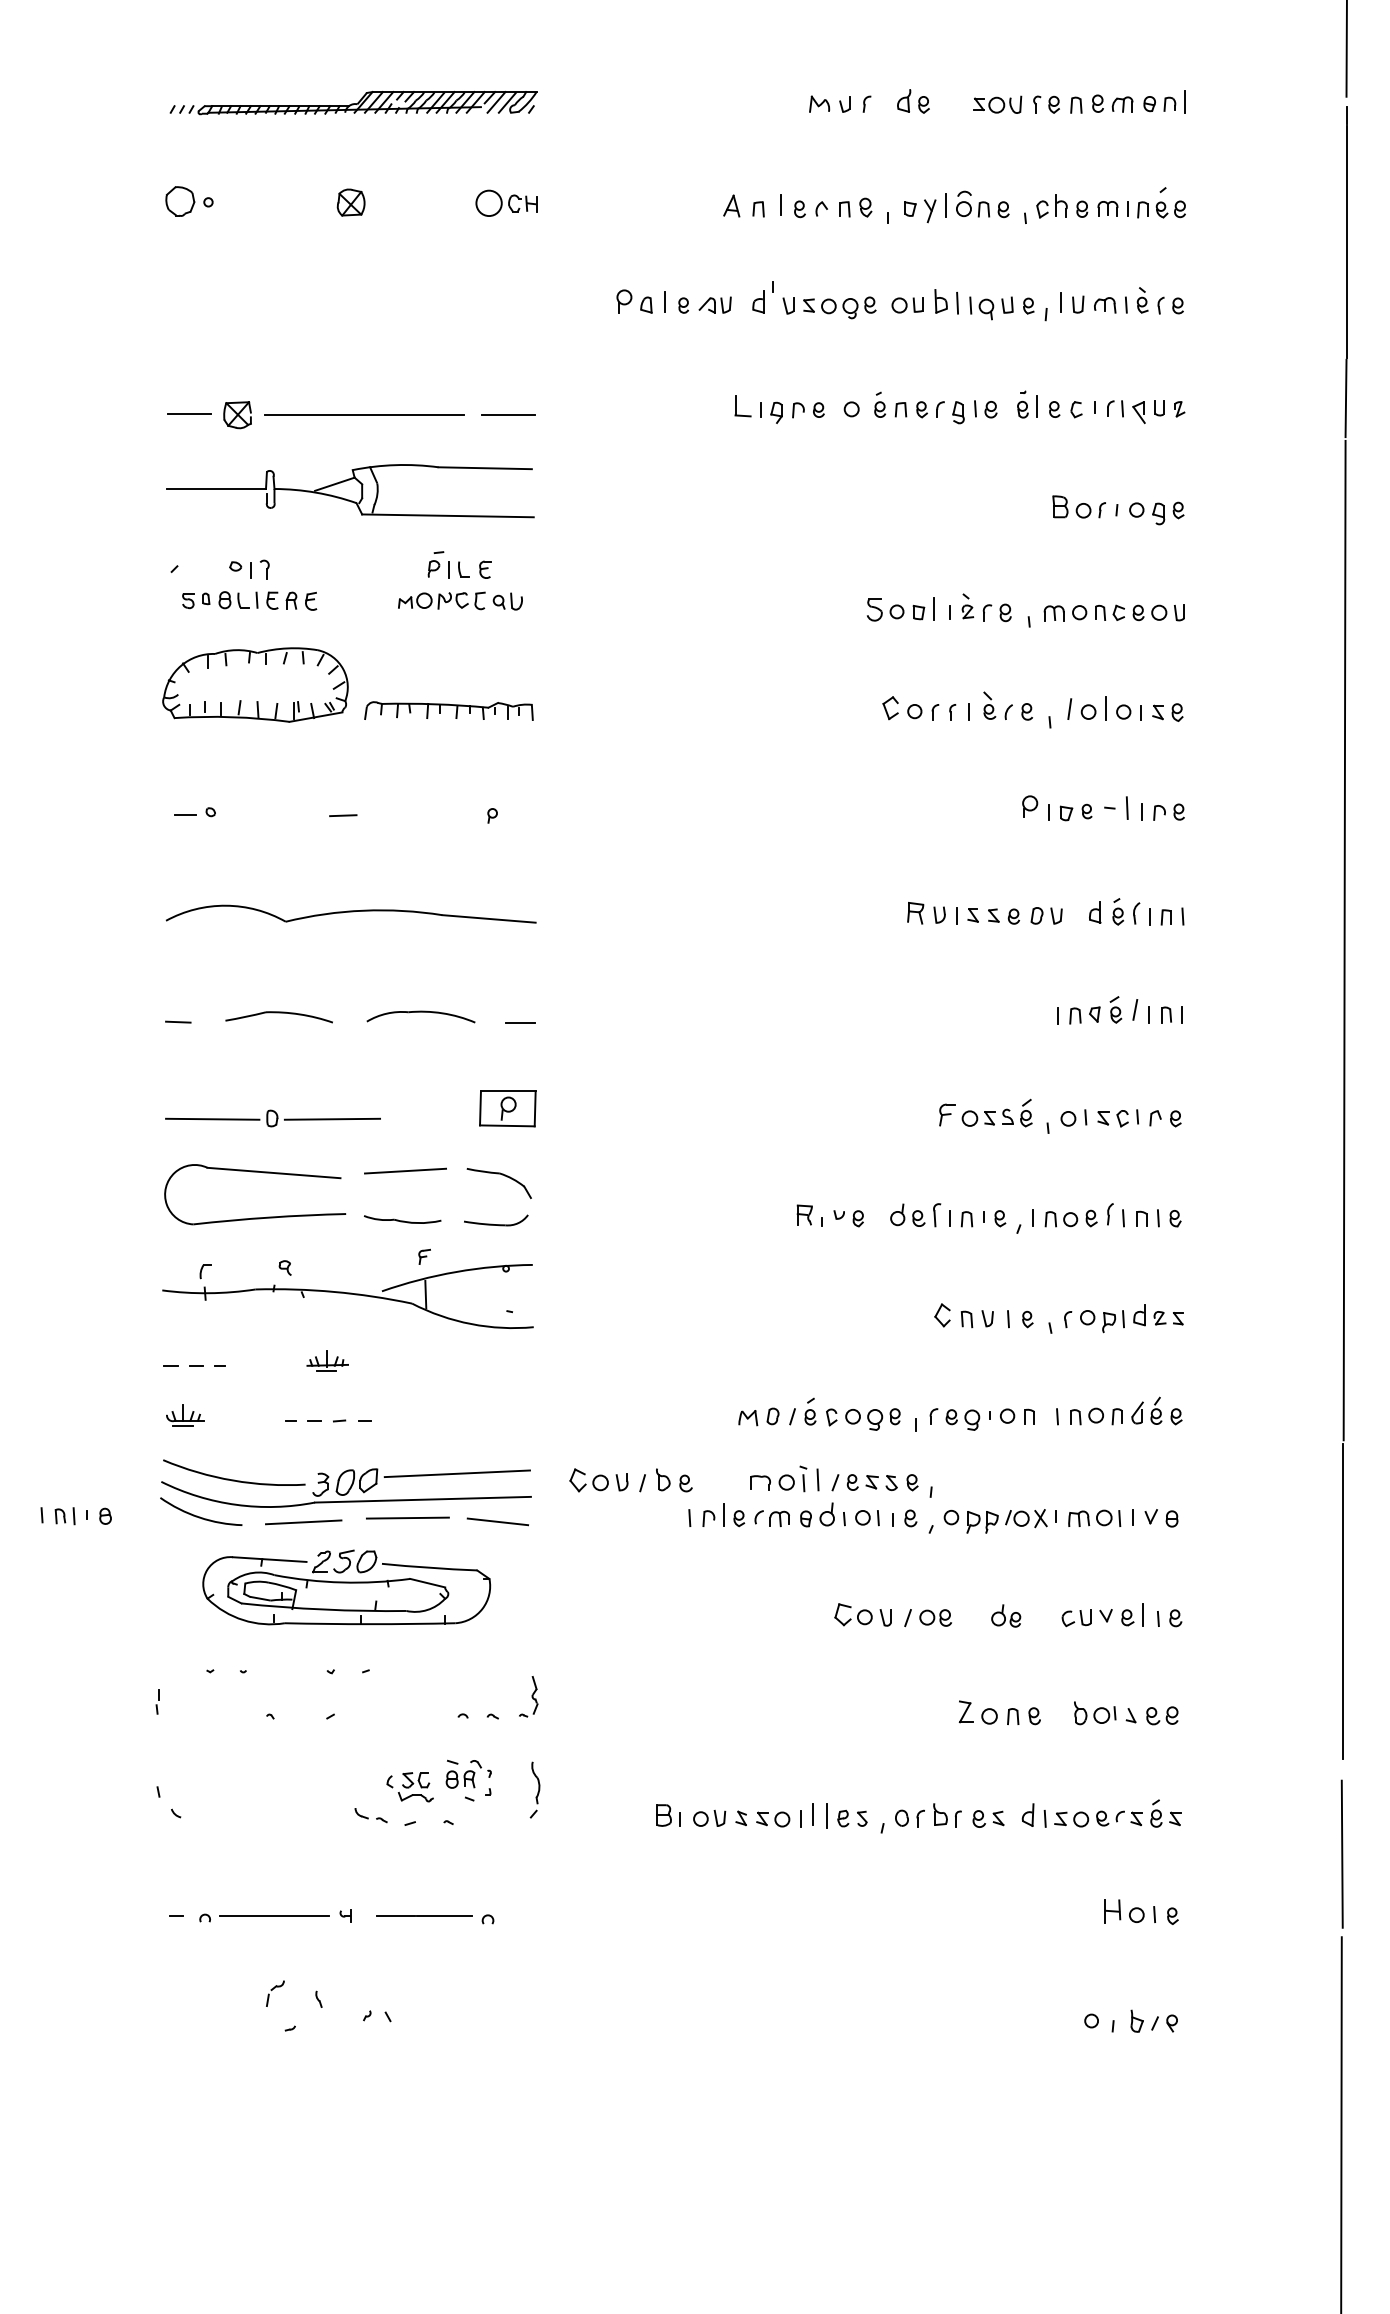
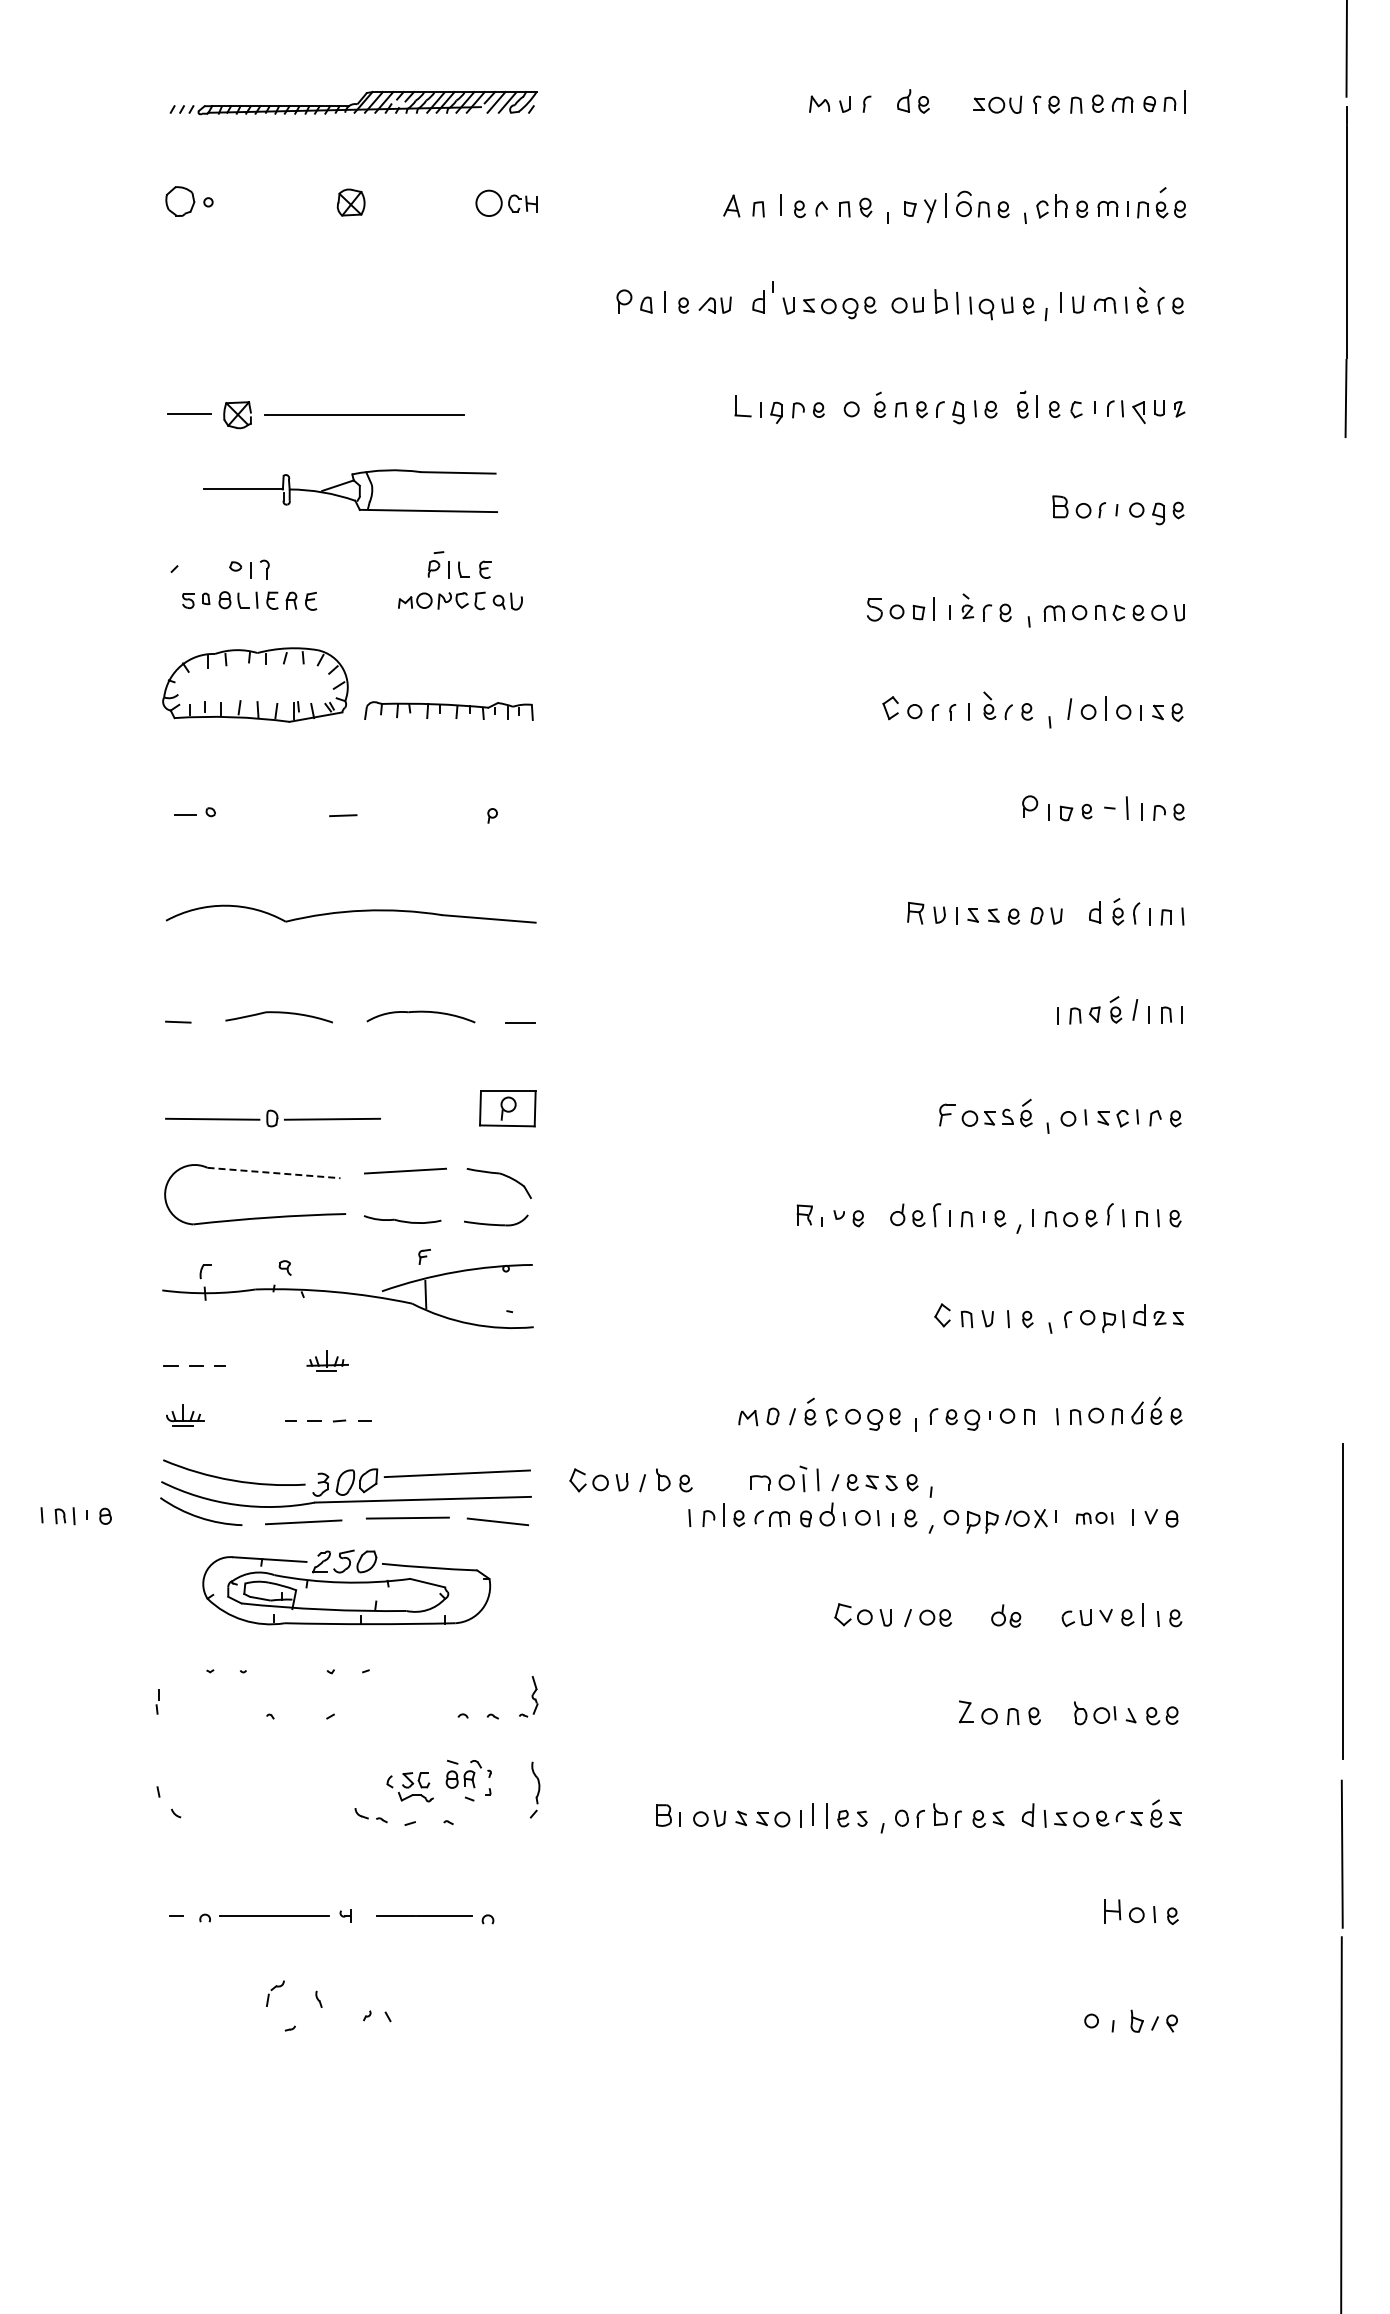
line: present -> none (507, 415)
part size: 369x55 px -> 295x44 px (350, 490)
line: present -> none (1344, 940)
line: solid -> dashed (274, 1173)
part size: 54x18 px -> 38x13 px (1094, 1518)
